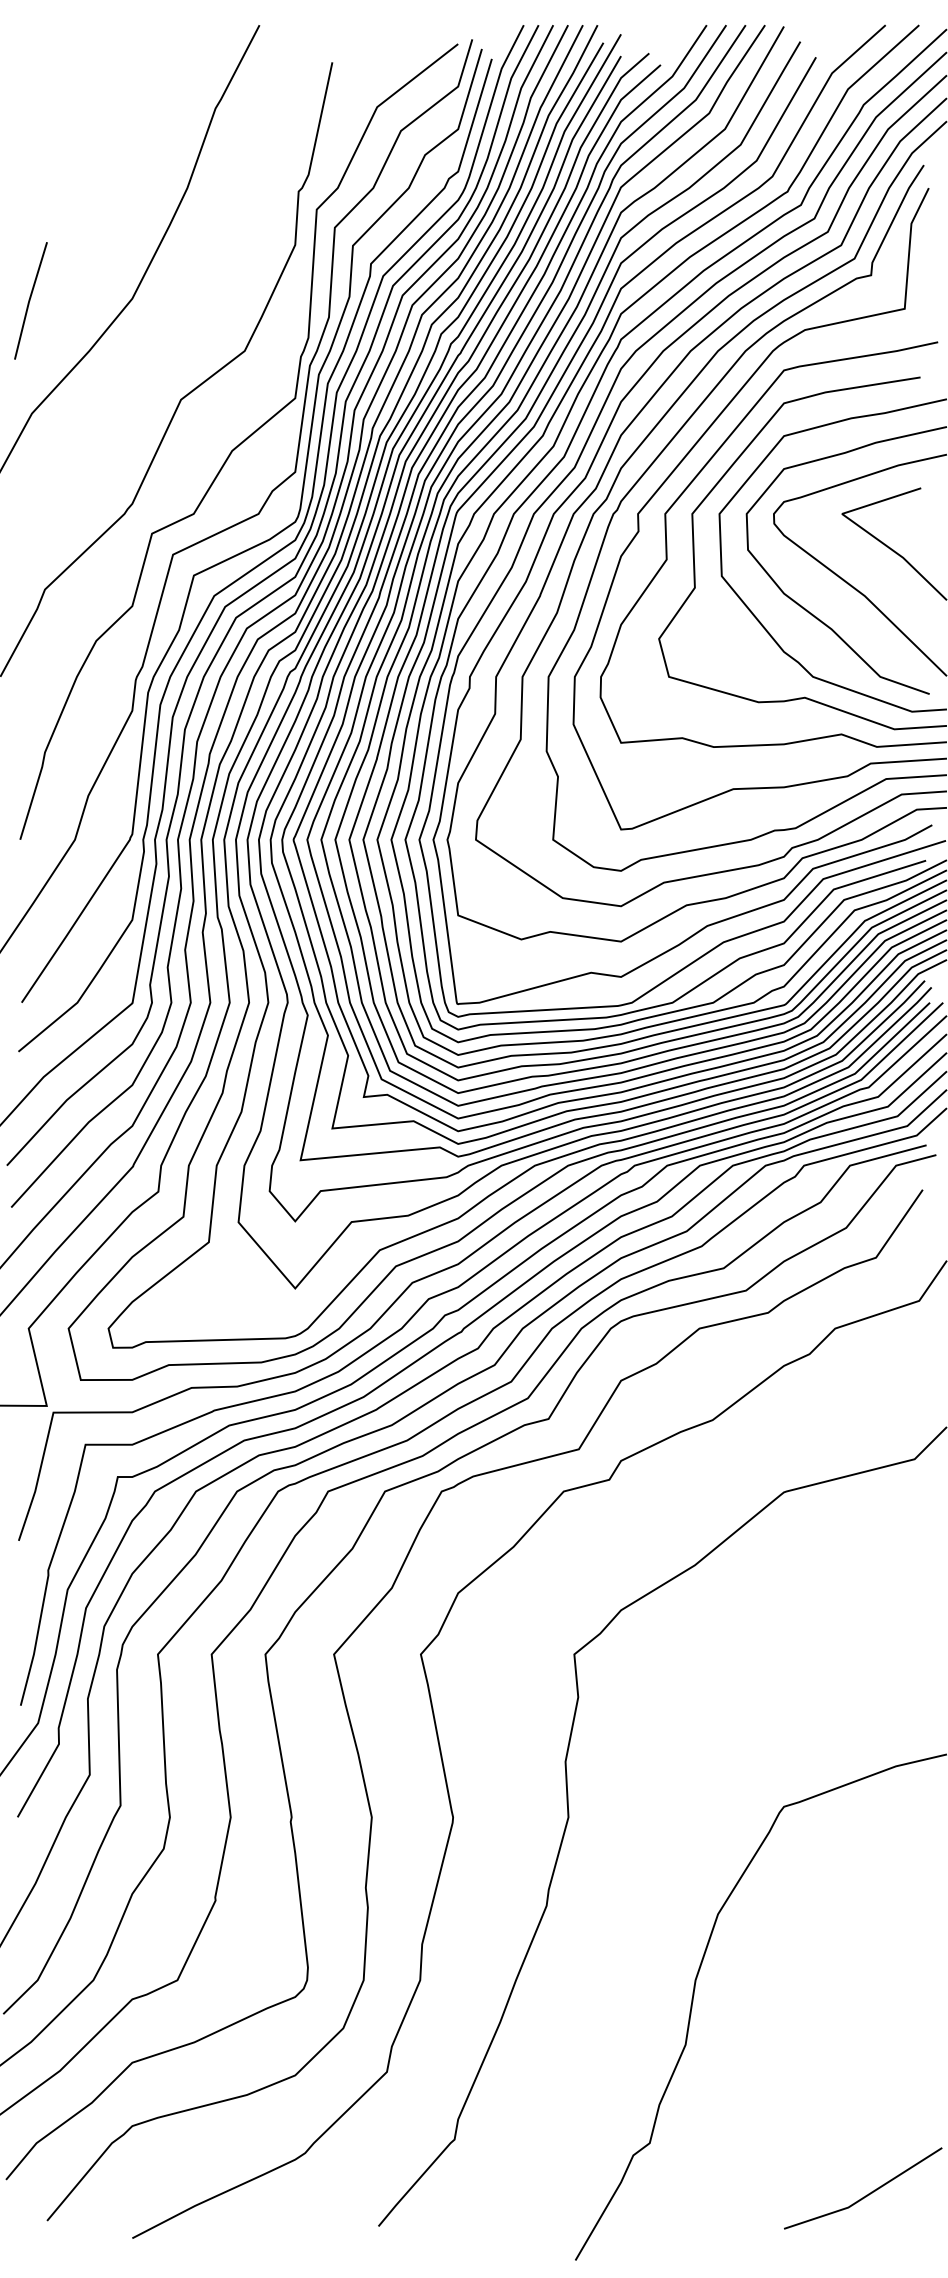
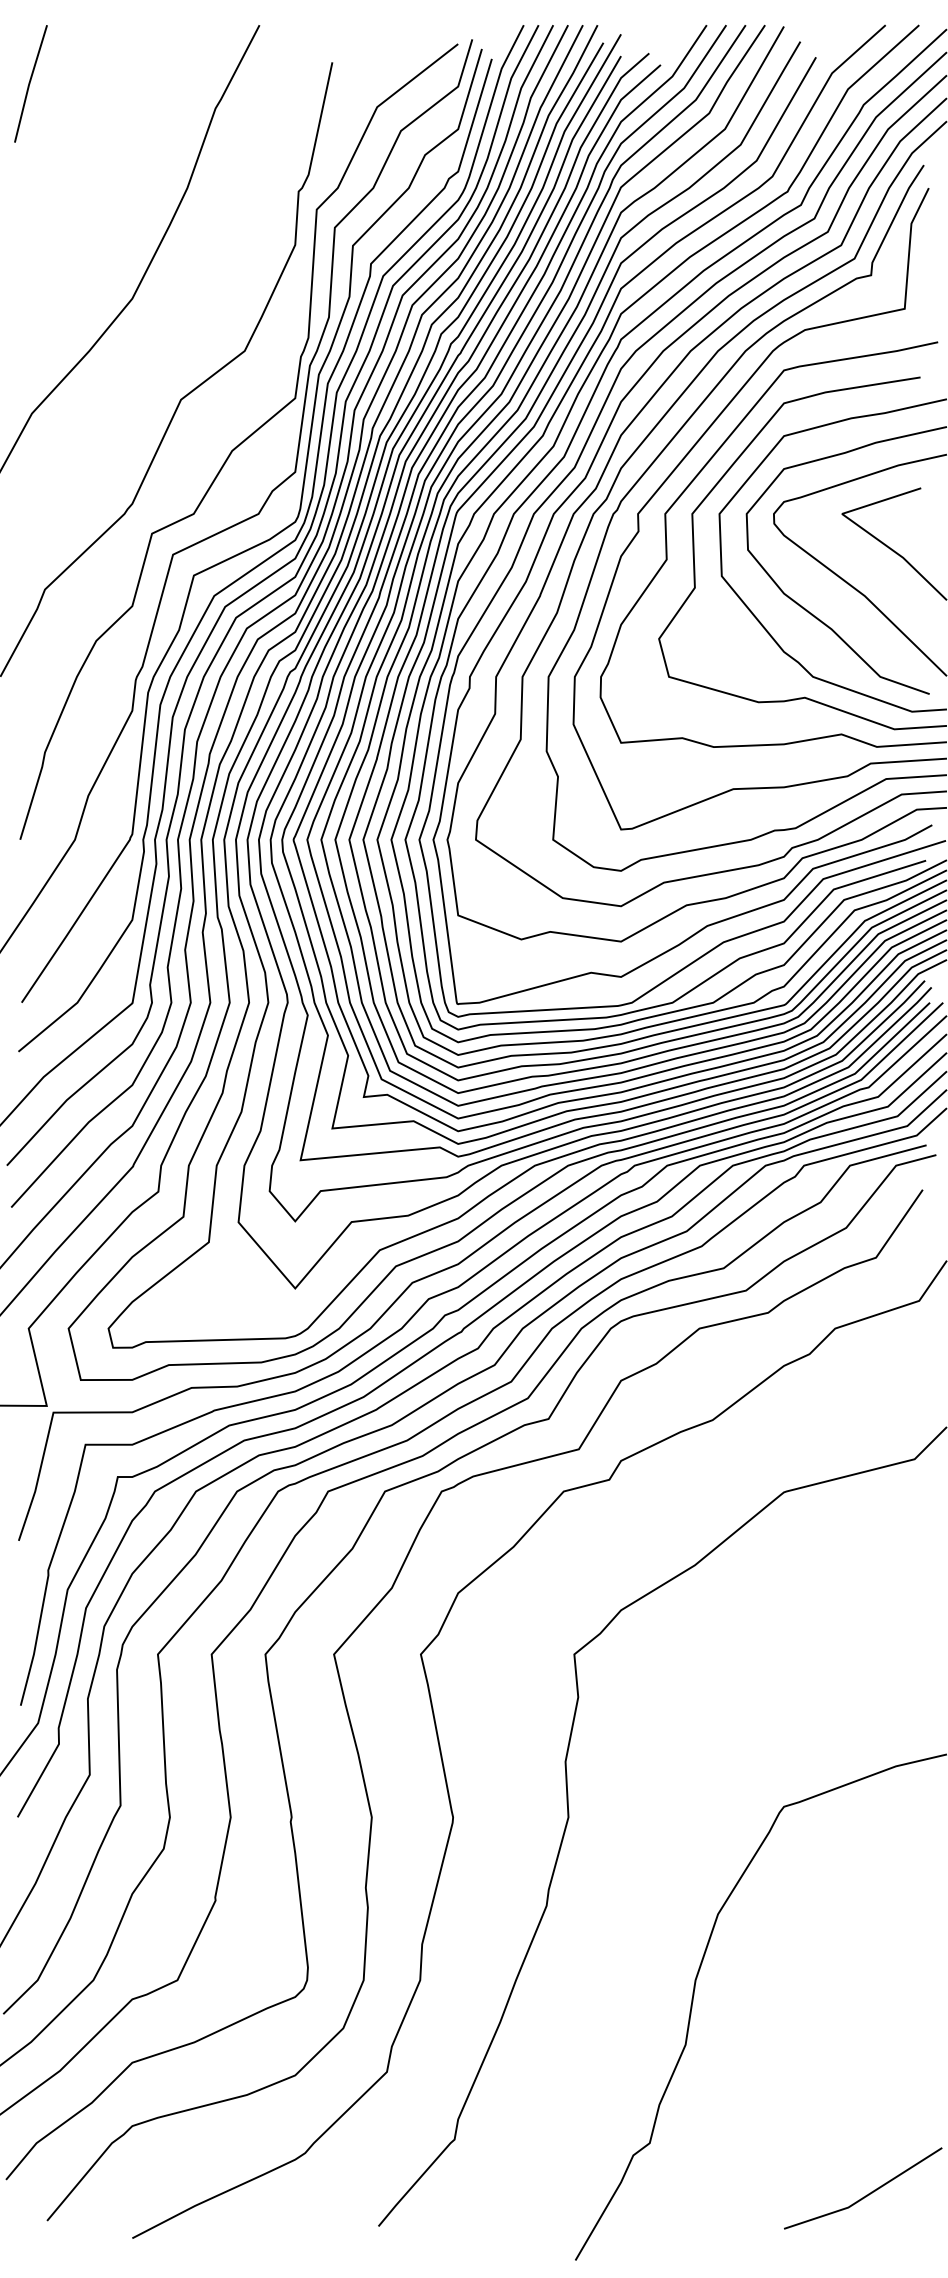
line position: (30, 300) -> (30, 83) (30, 83)
